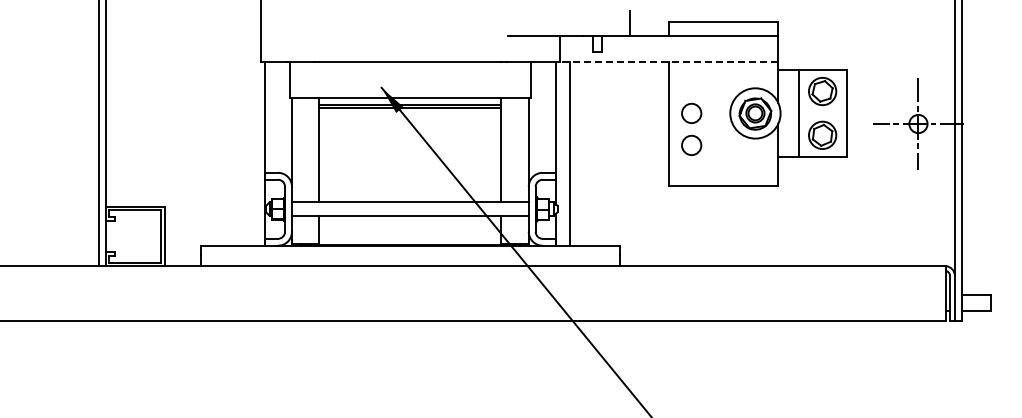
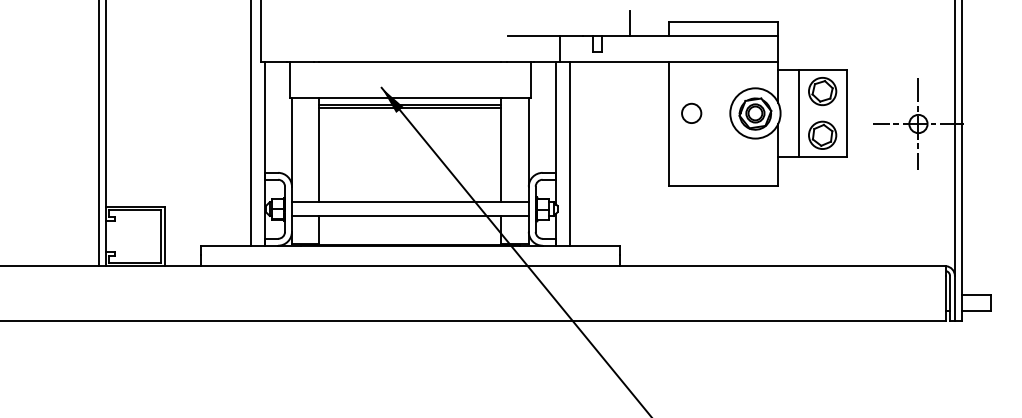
line: dashed -> solid (668, 61)
line: none -> present (250, 123)
circle: present -> none (691, 144)
